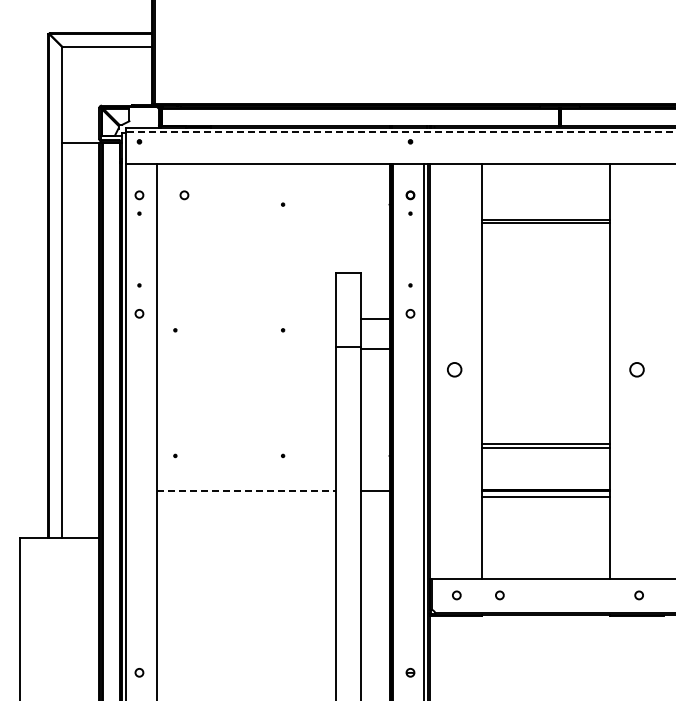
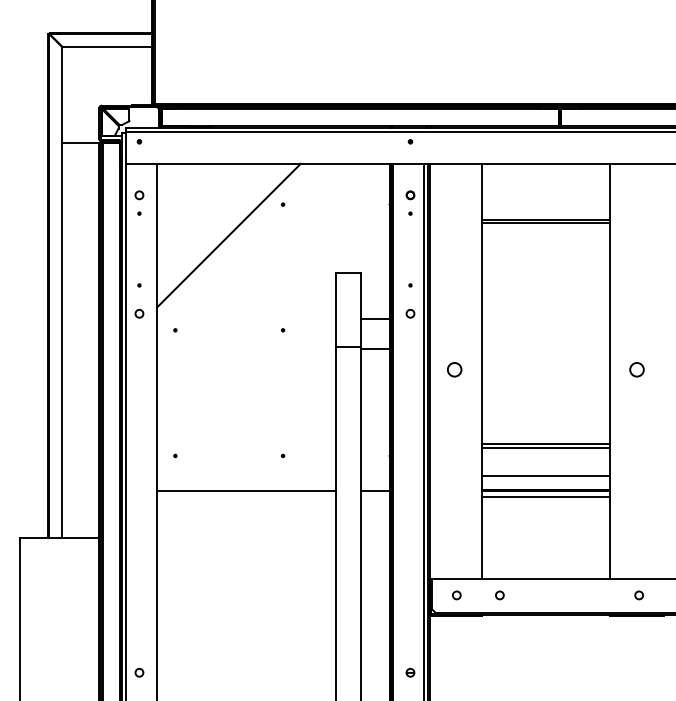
line: dashed -> solid (400, 132)
circle: present -> none (184, 195)
line: none -> present (228, 235)
line: none -> present (545, 476)
line: dashed -> solid (247, 491)
